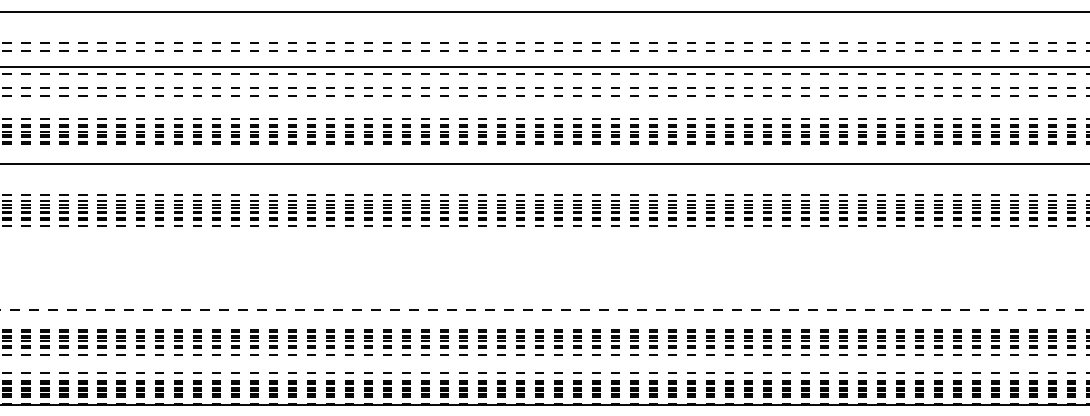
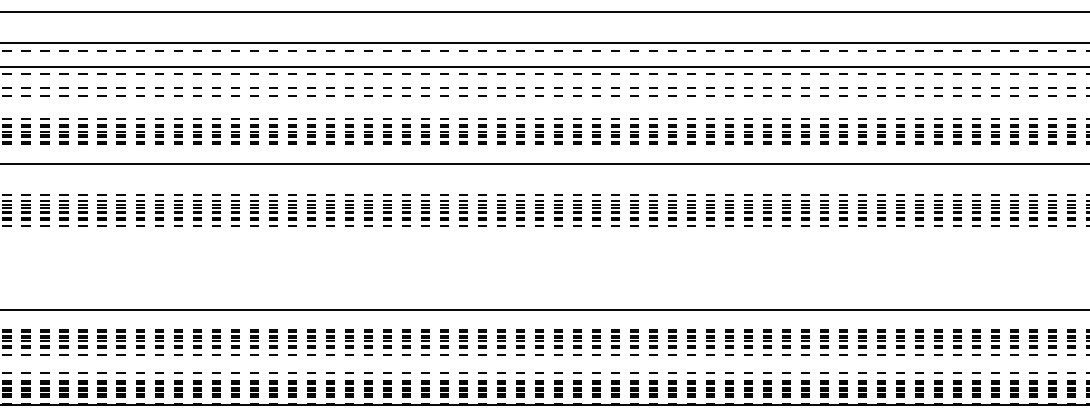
line: dashed -> solid (544, 42)
line: dashed -> solid (544, 309)
